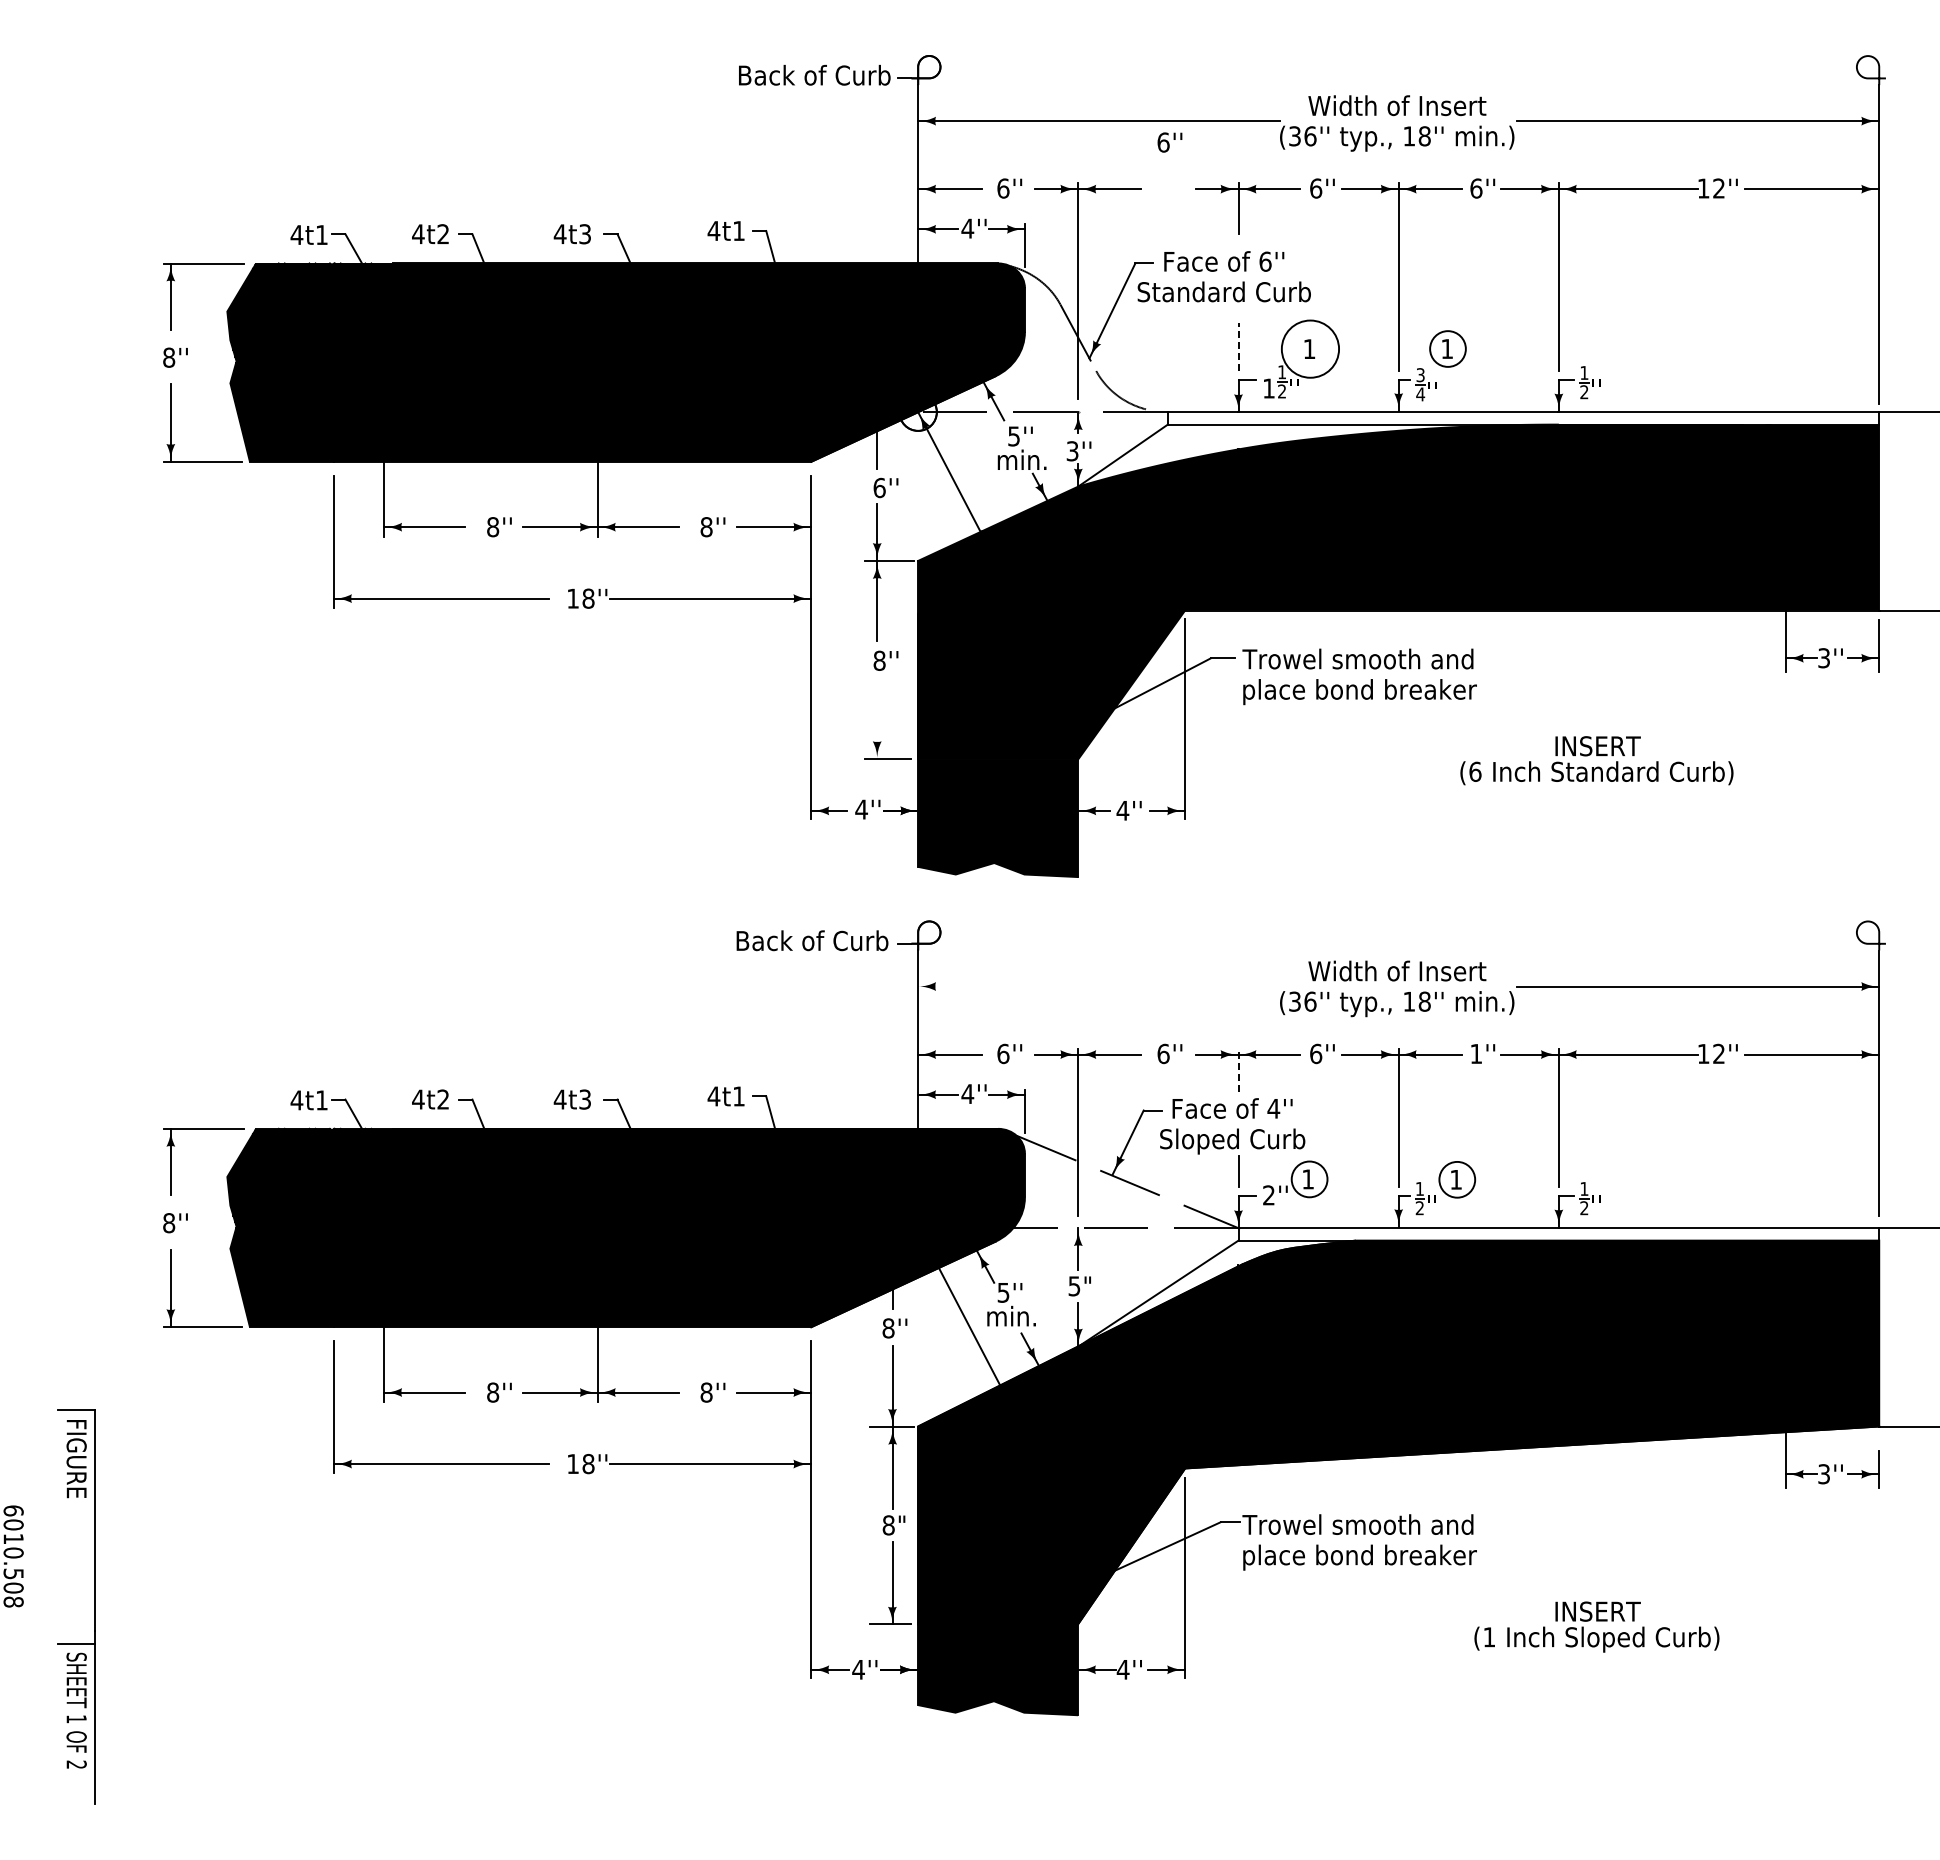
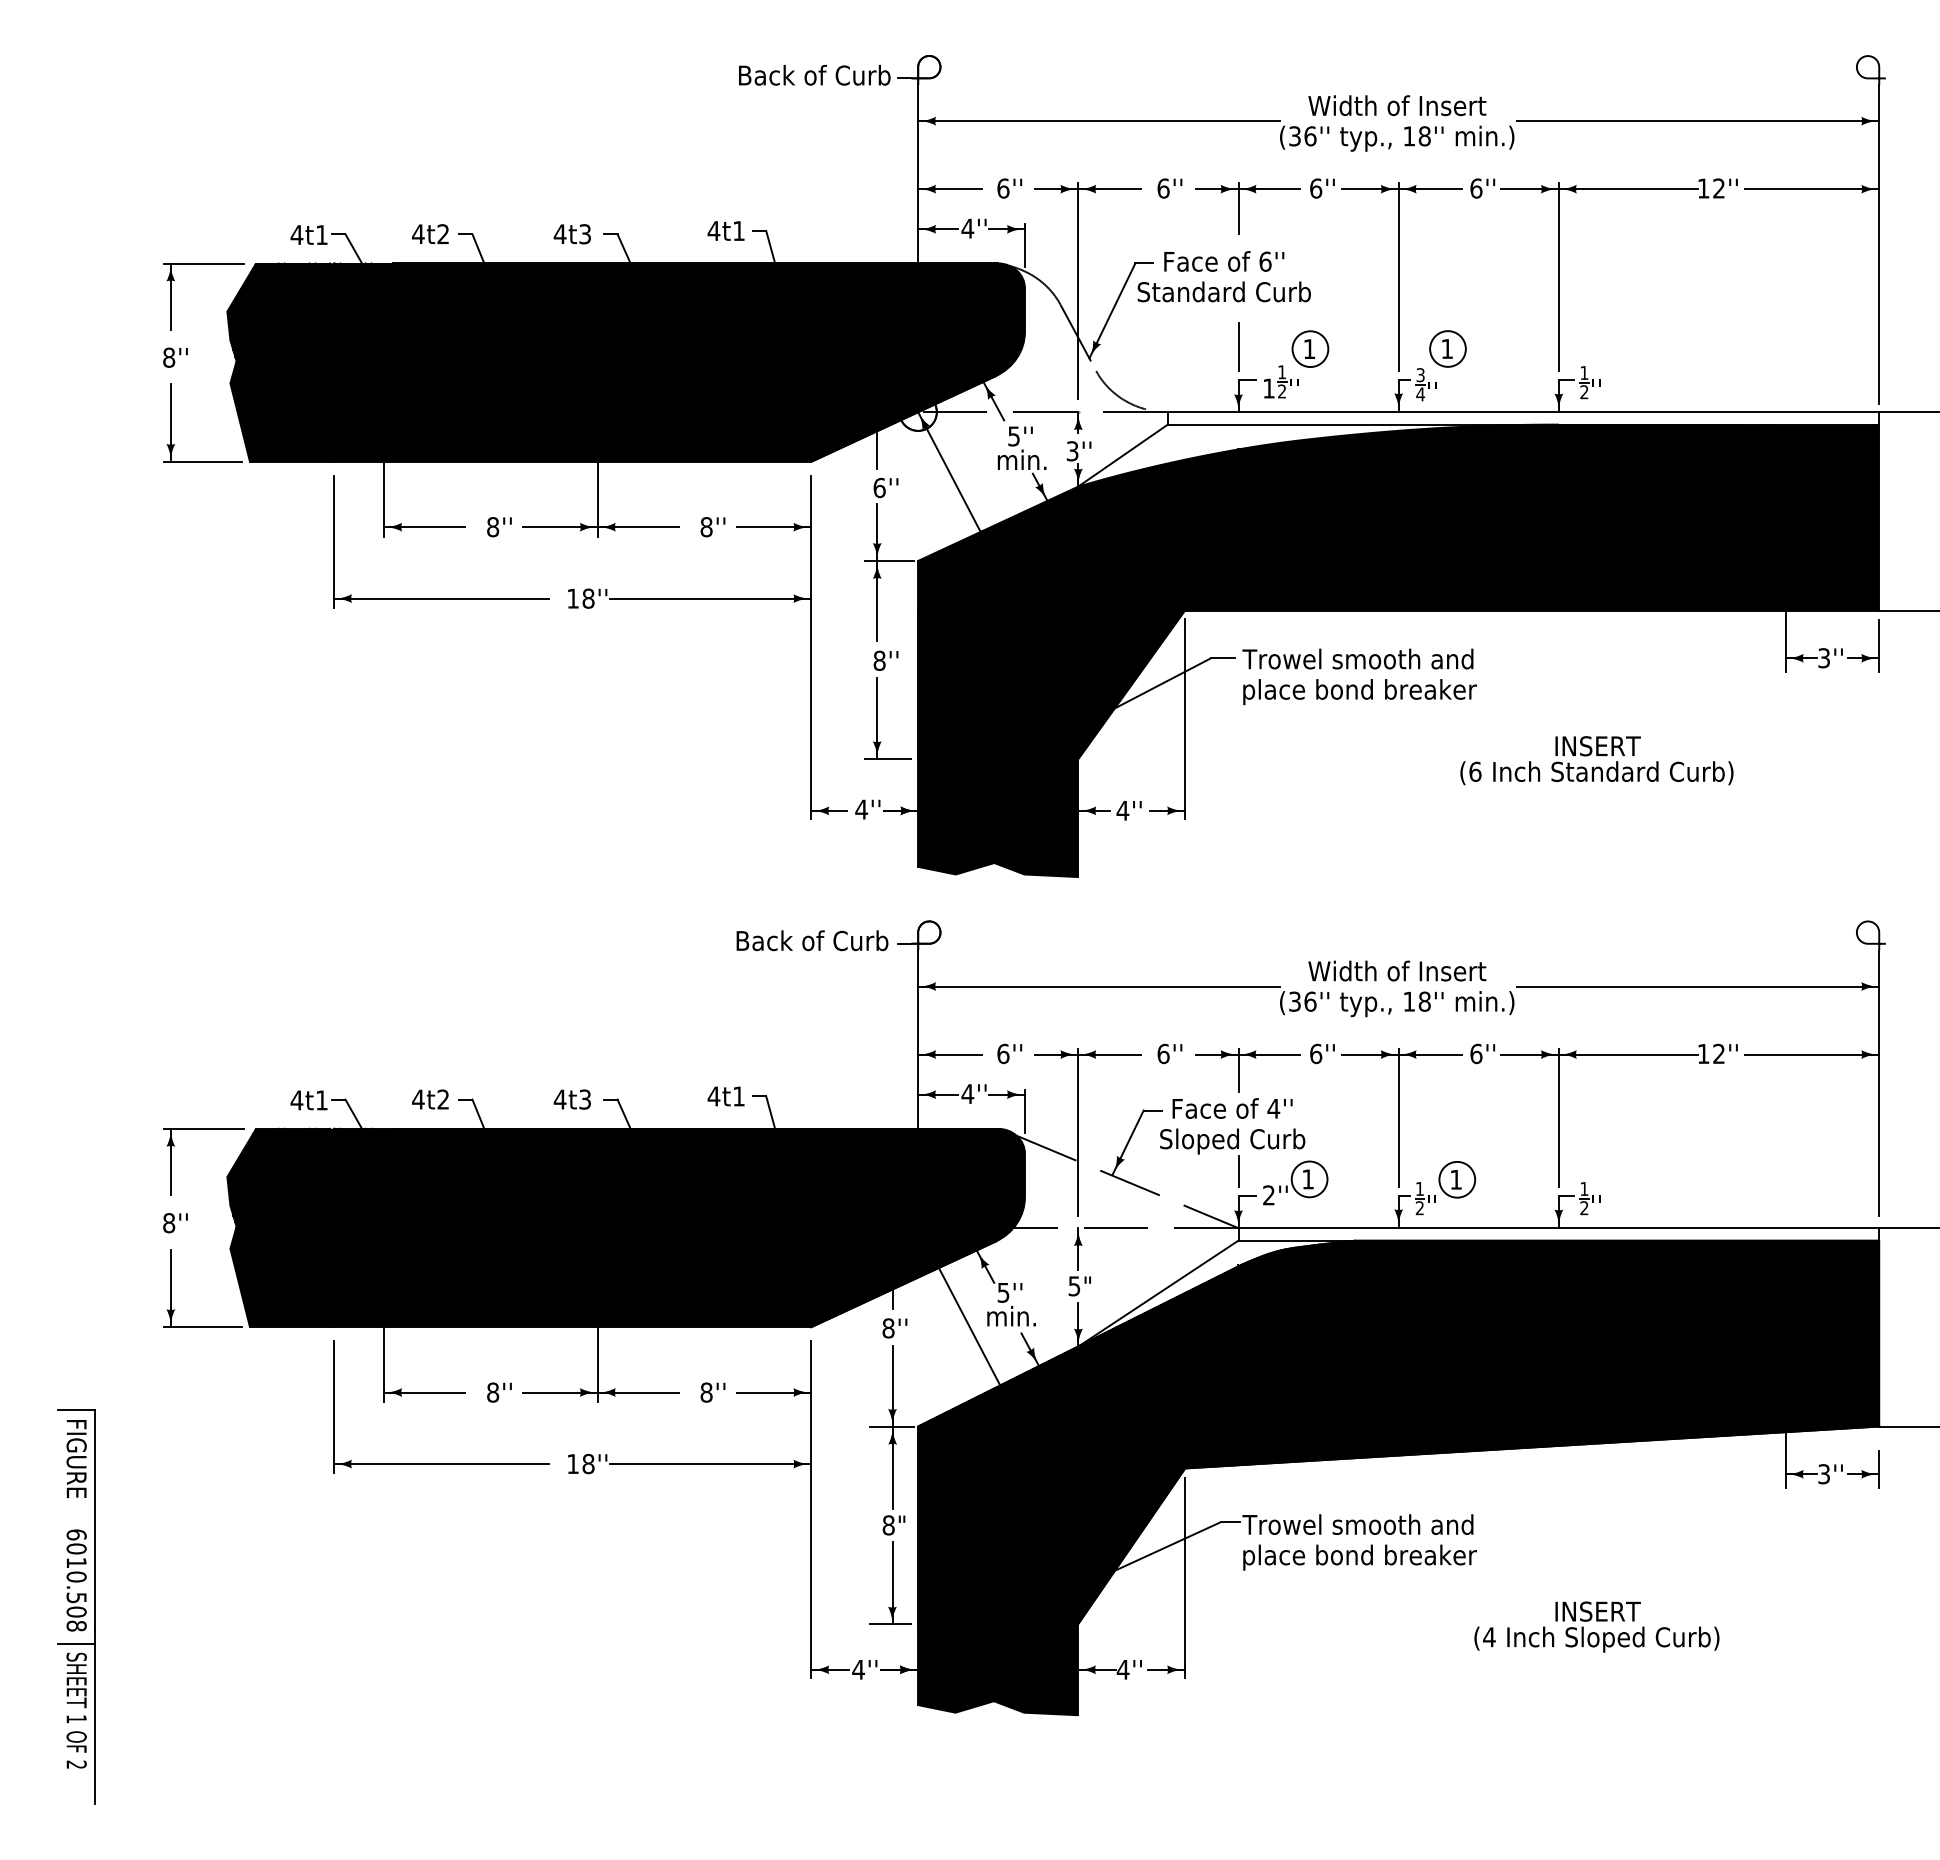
text position: (1169, 142) -> (1169, 188) (1169, 188)
line: dashed -> solid (1238, 346)
circle diameter: 57 px -> 36 px (1310, 349)
line: none -> present (877, 718)
line: none -> present (1099, 986)
text: 1'' -> 6'' (1476, 1053)
line: dashed -> solid (1238, 1070)
text position: (13, 1556) -> (76, 1580) (76, 1580)
text: (1 -> (4 (1489, 1637)
